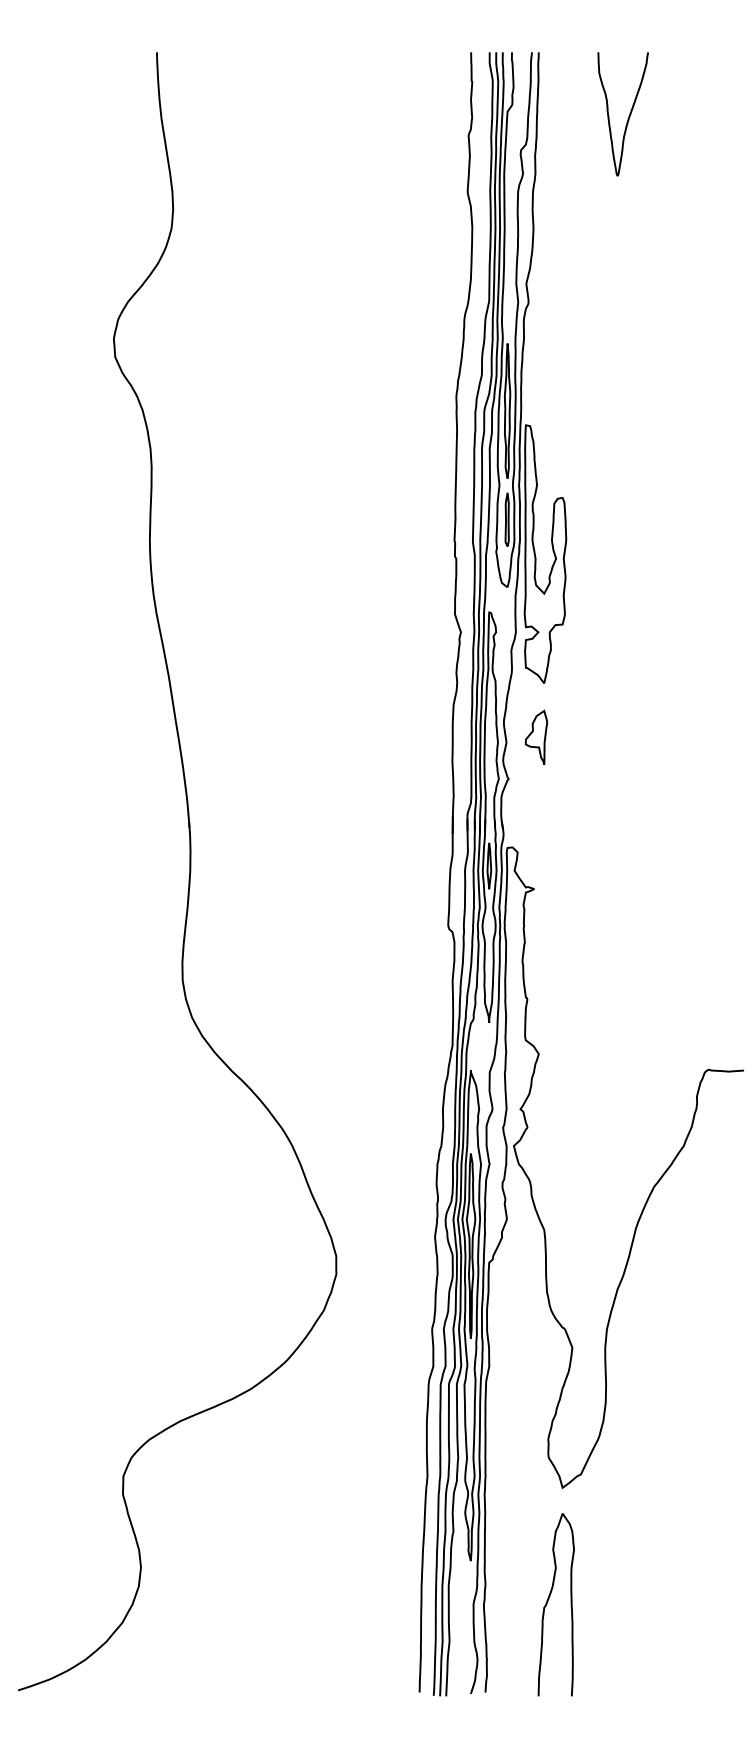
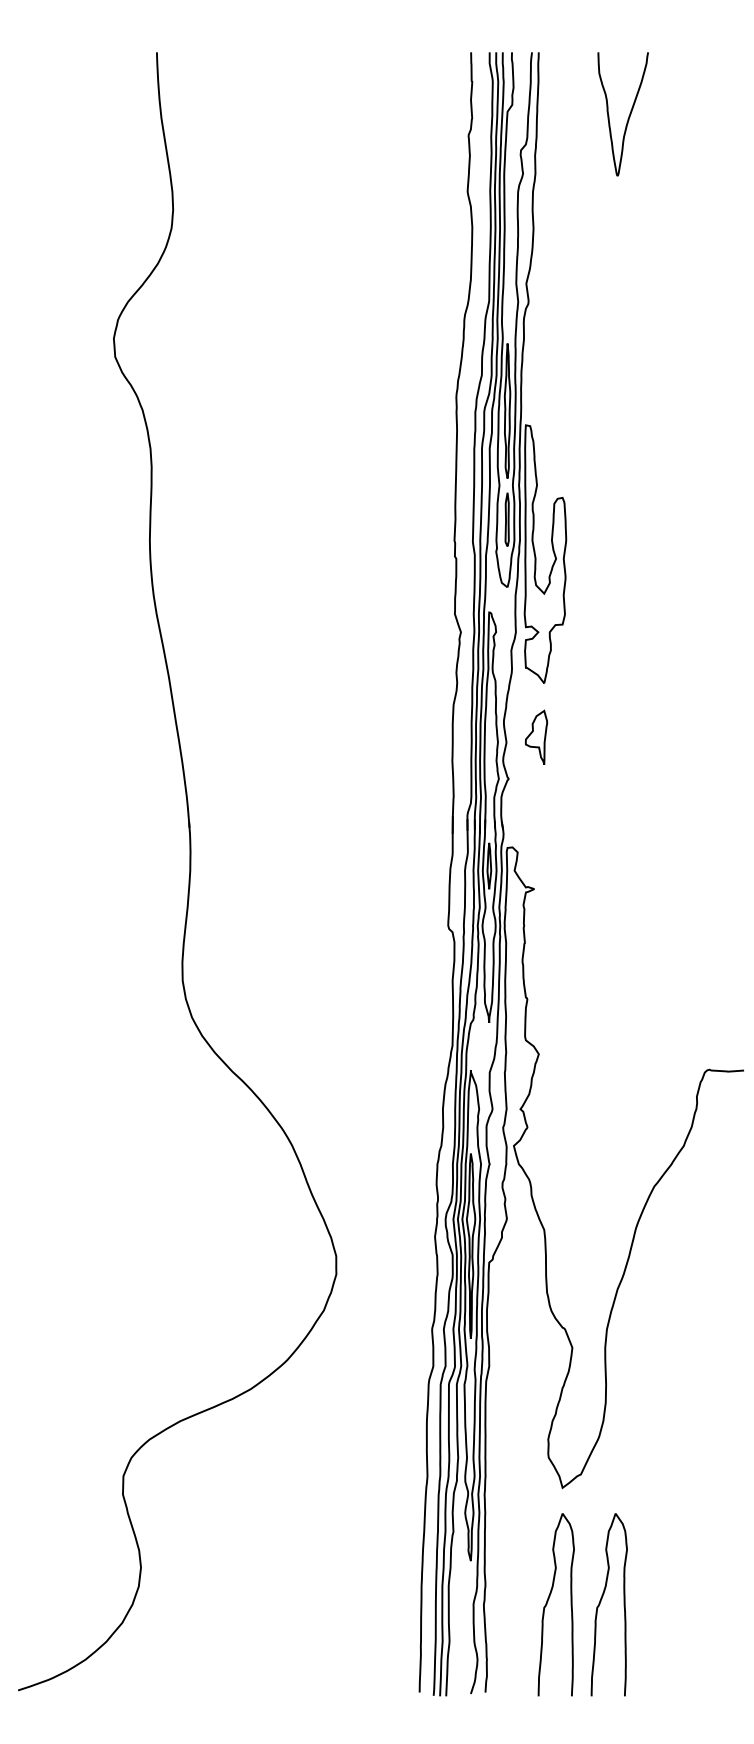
curve: none -> present (601, 1601)
